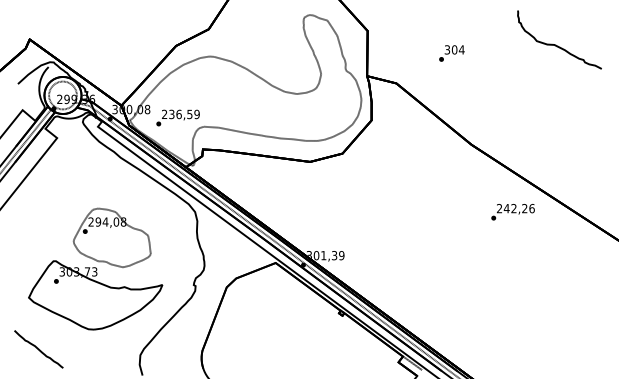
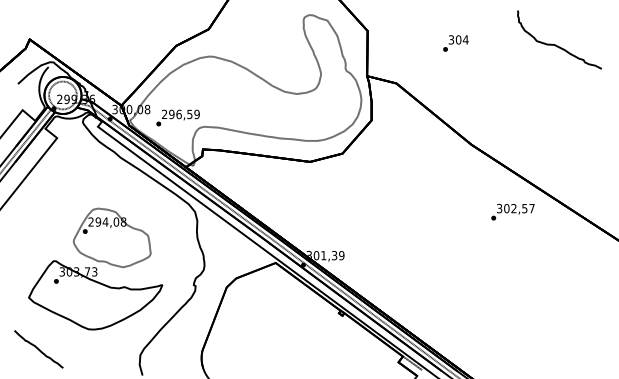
text position: (451, 53) -> (455, 43) (455, 43)
text: 236,59 -> 296,59 (171, 113)
text: 242,26 -> 302,57 (515, 208)
